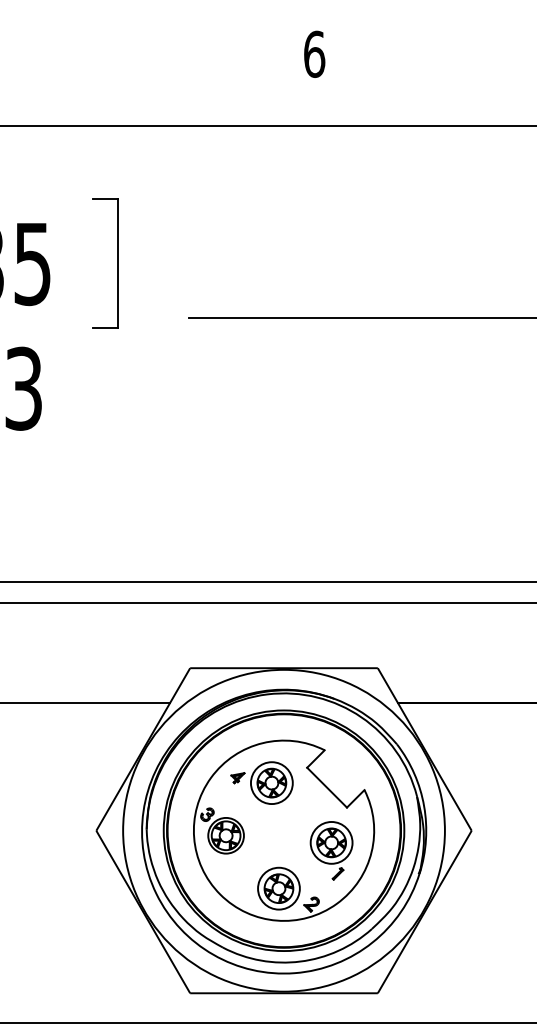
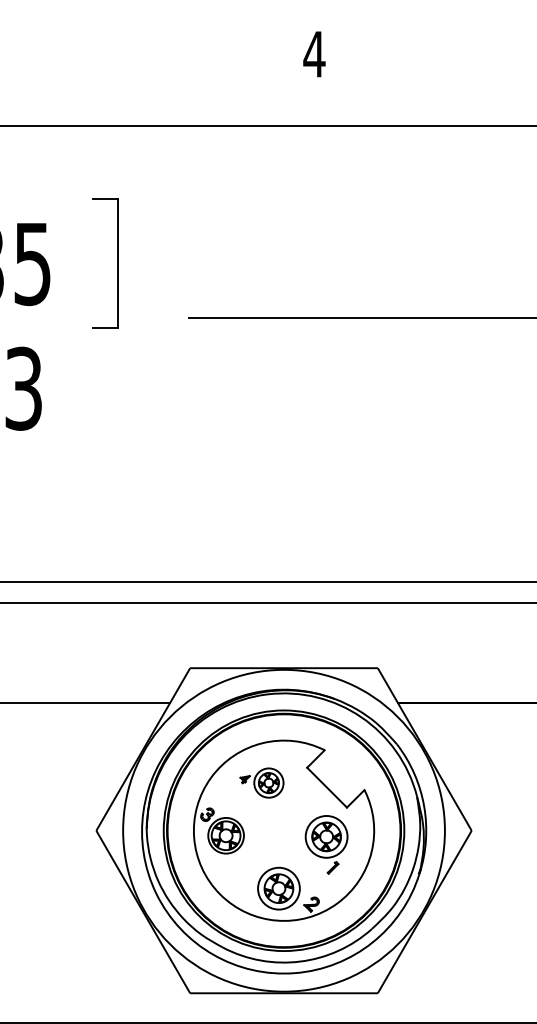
text: 6 -> 4 (314, 53)
part size: 64x44 px -> 46x32 px (261, 782)
part position: (331, 850) -> (326, 844) (326, 844)
